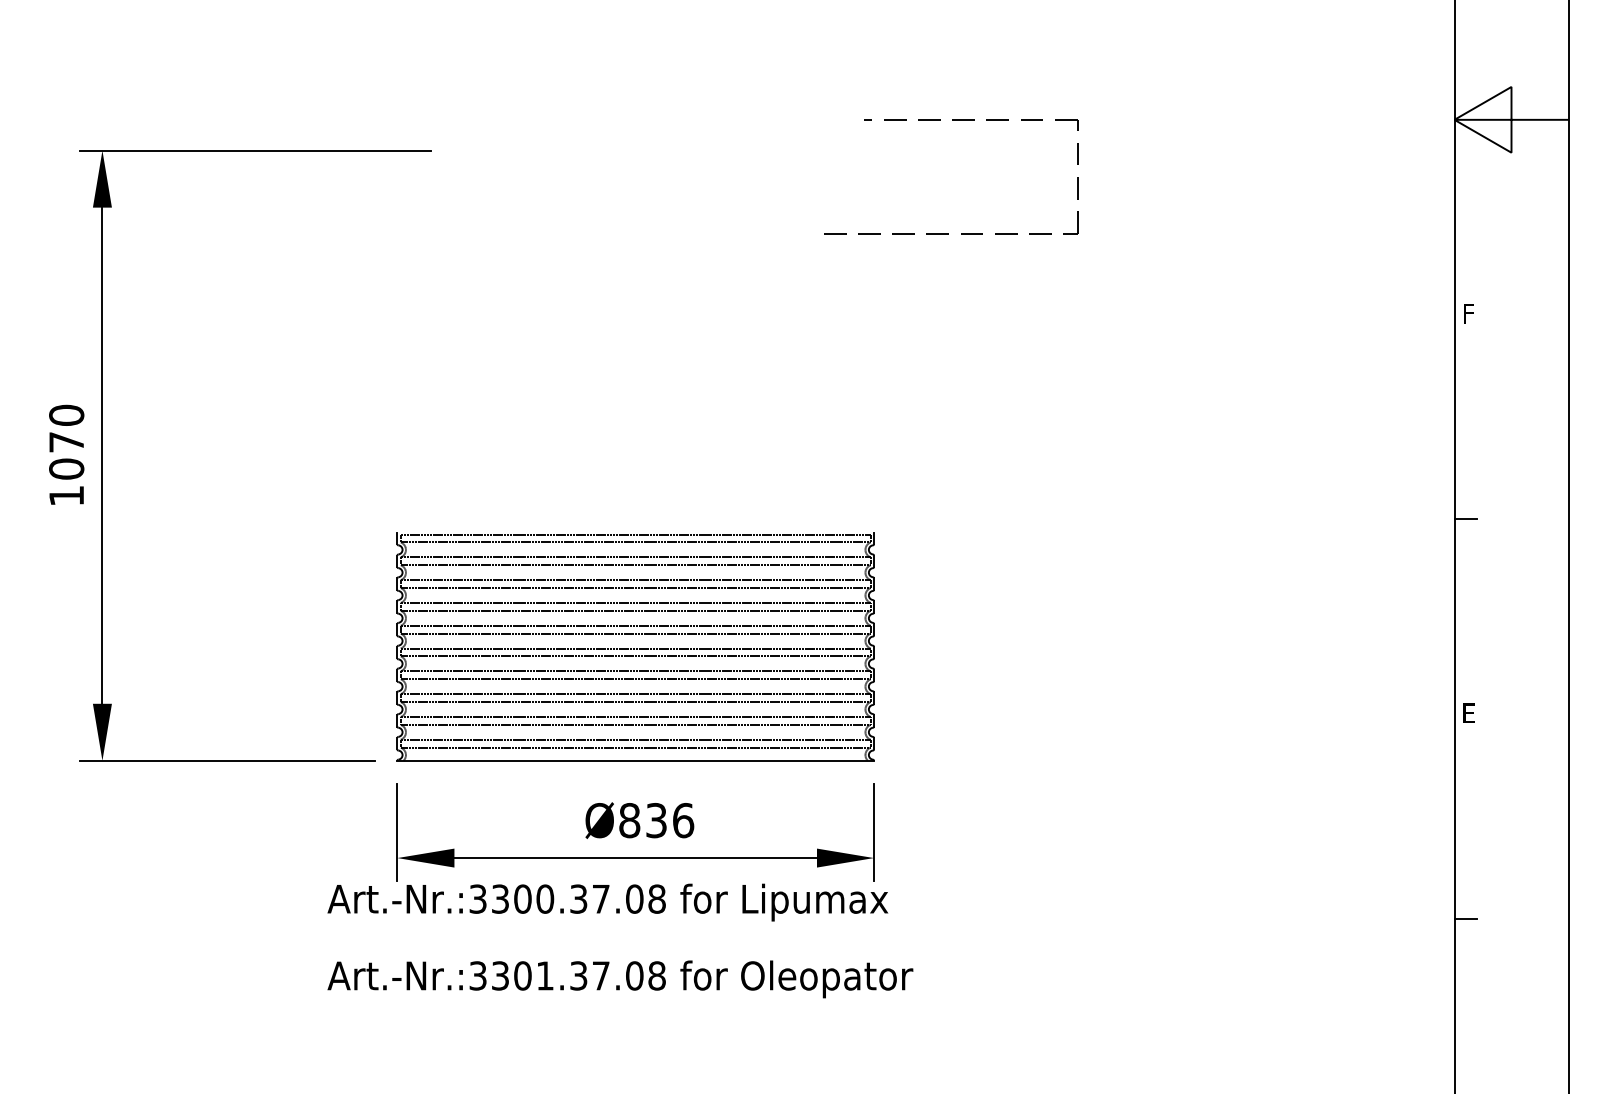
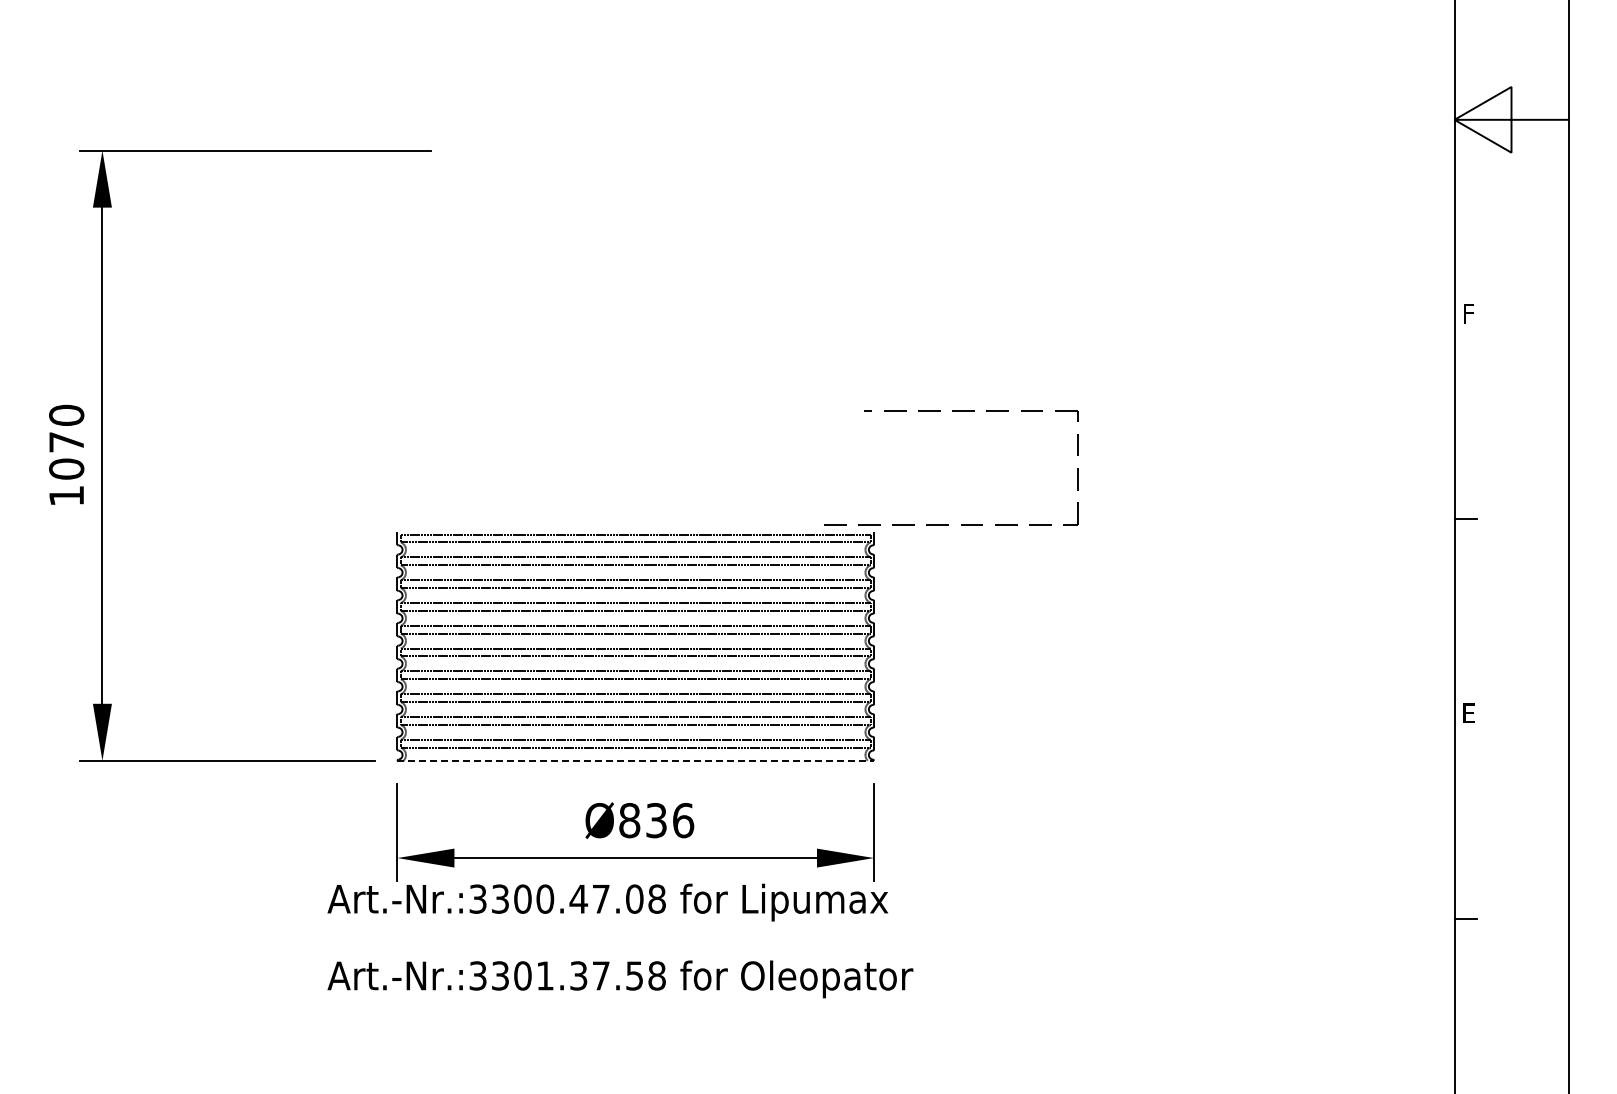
part position: (952, 120) -> (952, 411) (952, 411)
line: solid -> dashed (636, 760)
text: Art.-Nr.:3300.37.08 -> Art.-Nr.:3300.47.08 (578, 898)
text: Art.-Nr.:3301.37.08 -> Art.-Nr.:3301.37.58 (634, 975)
